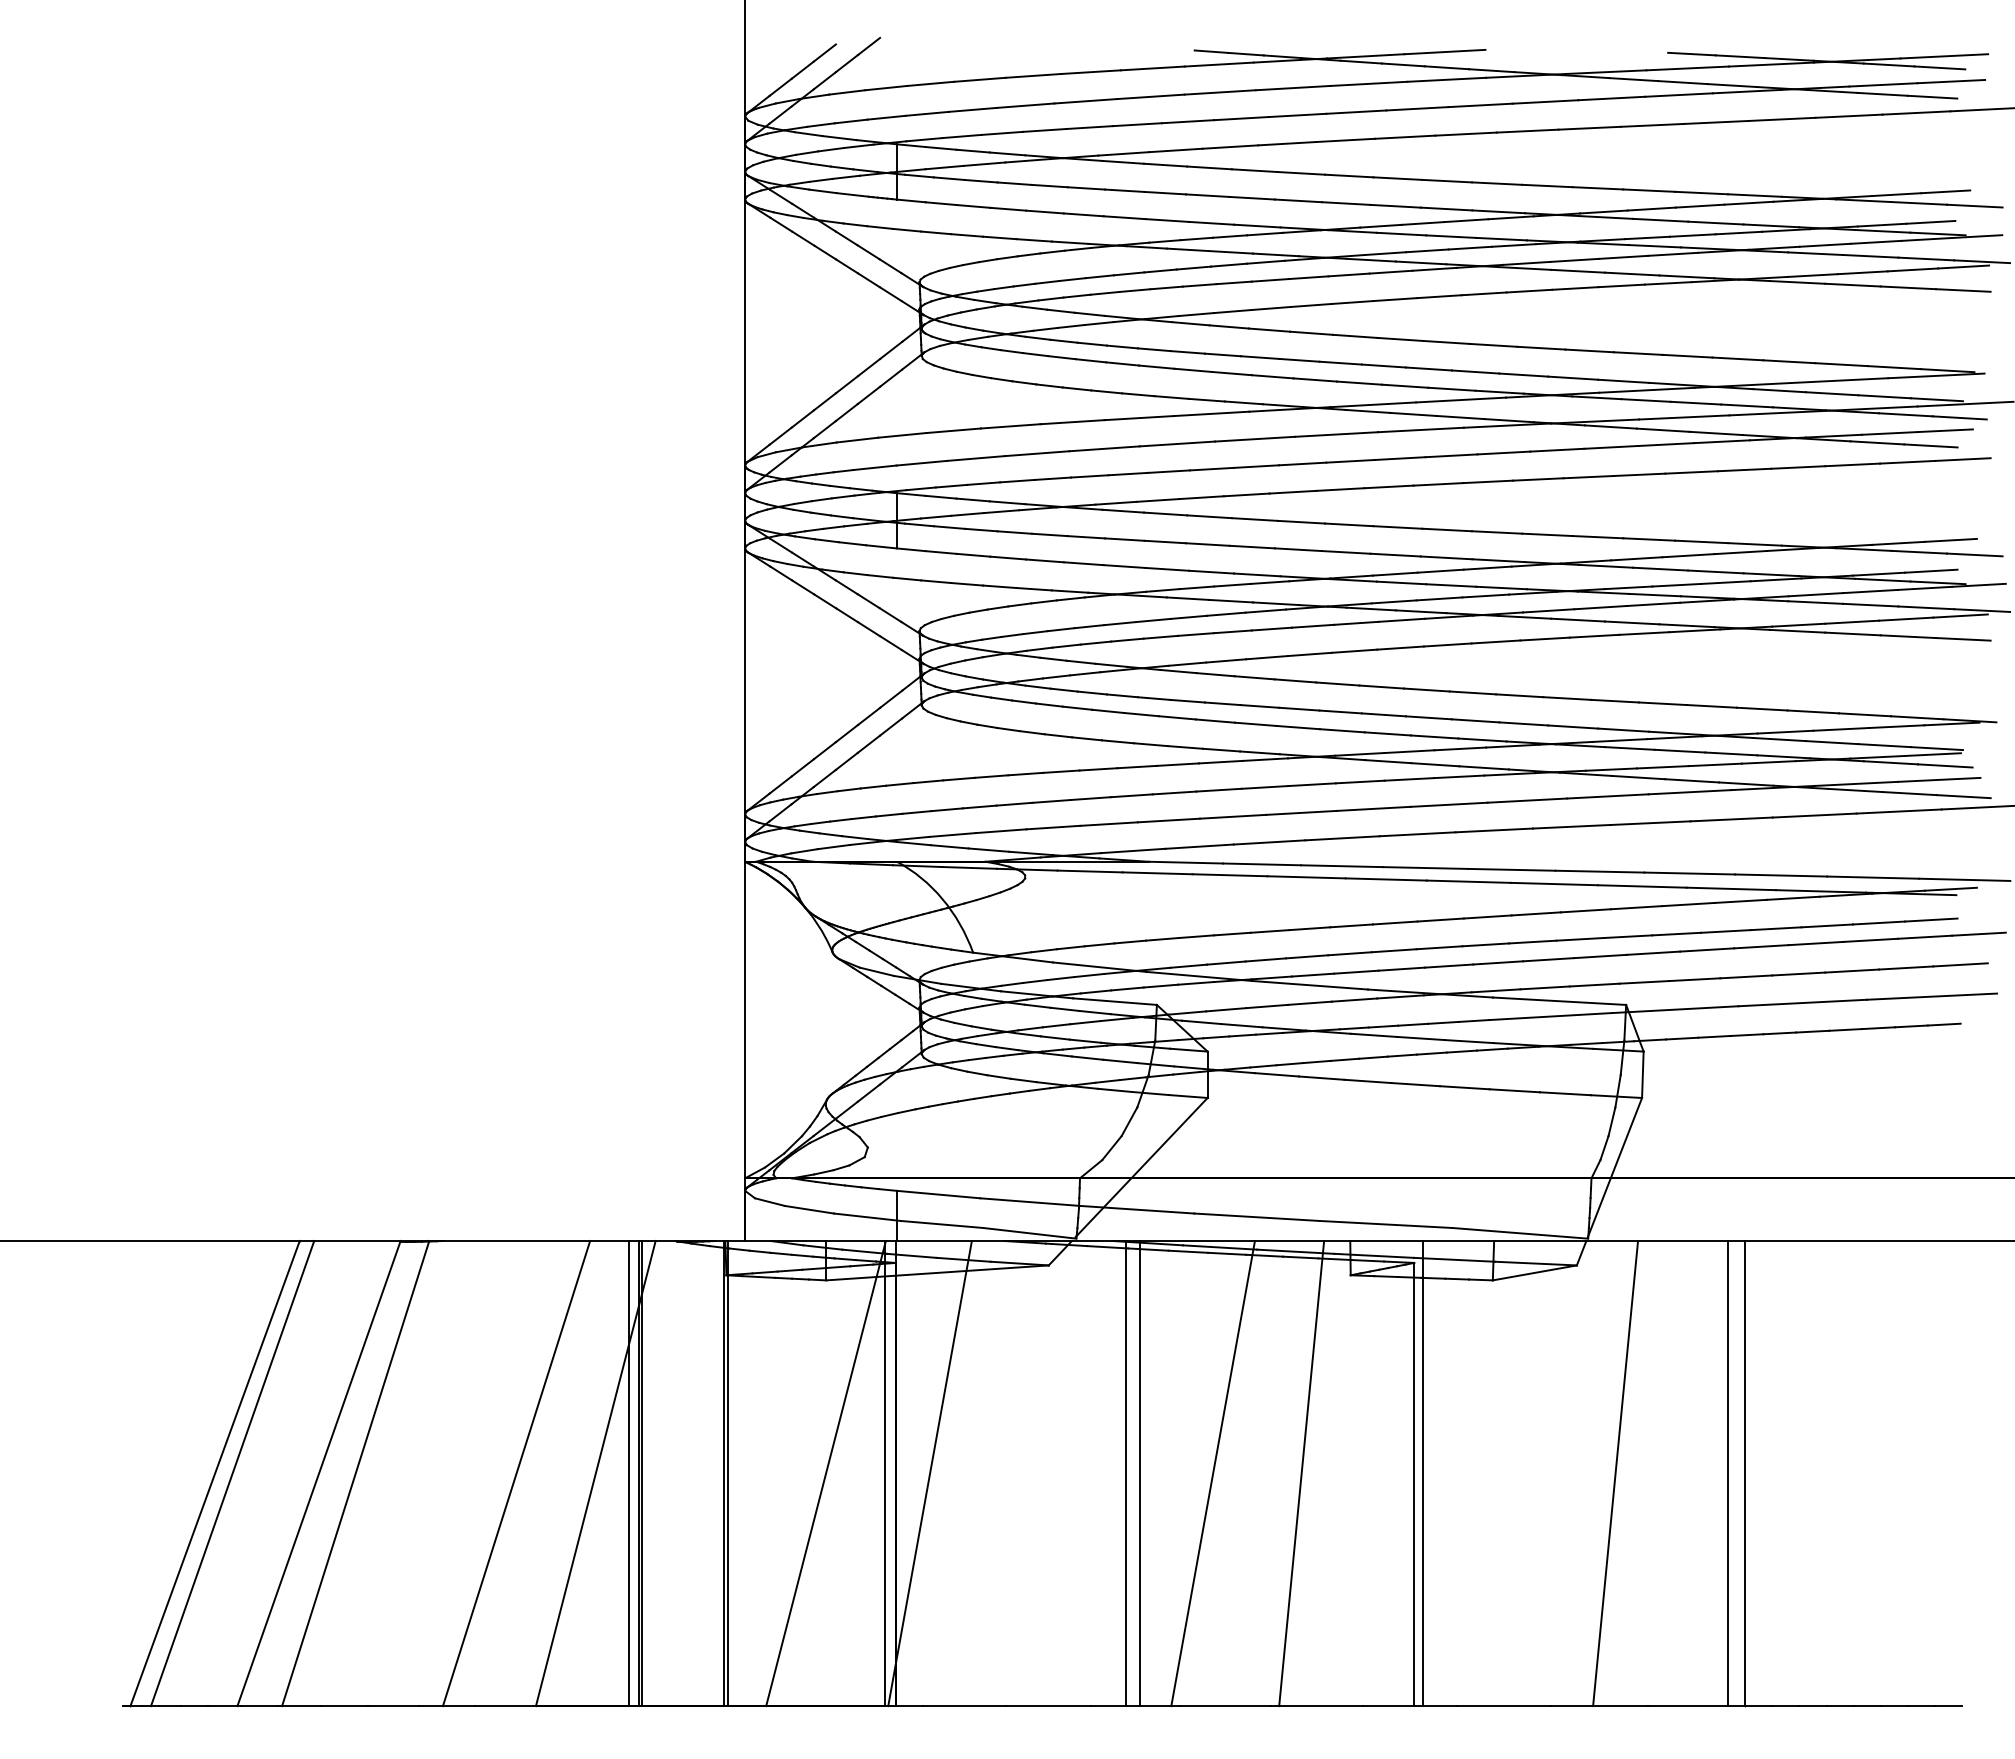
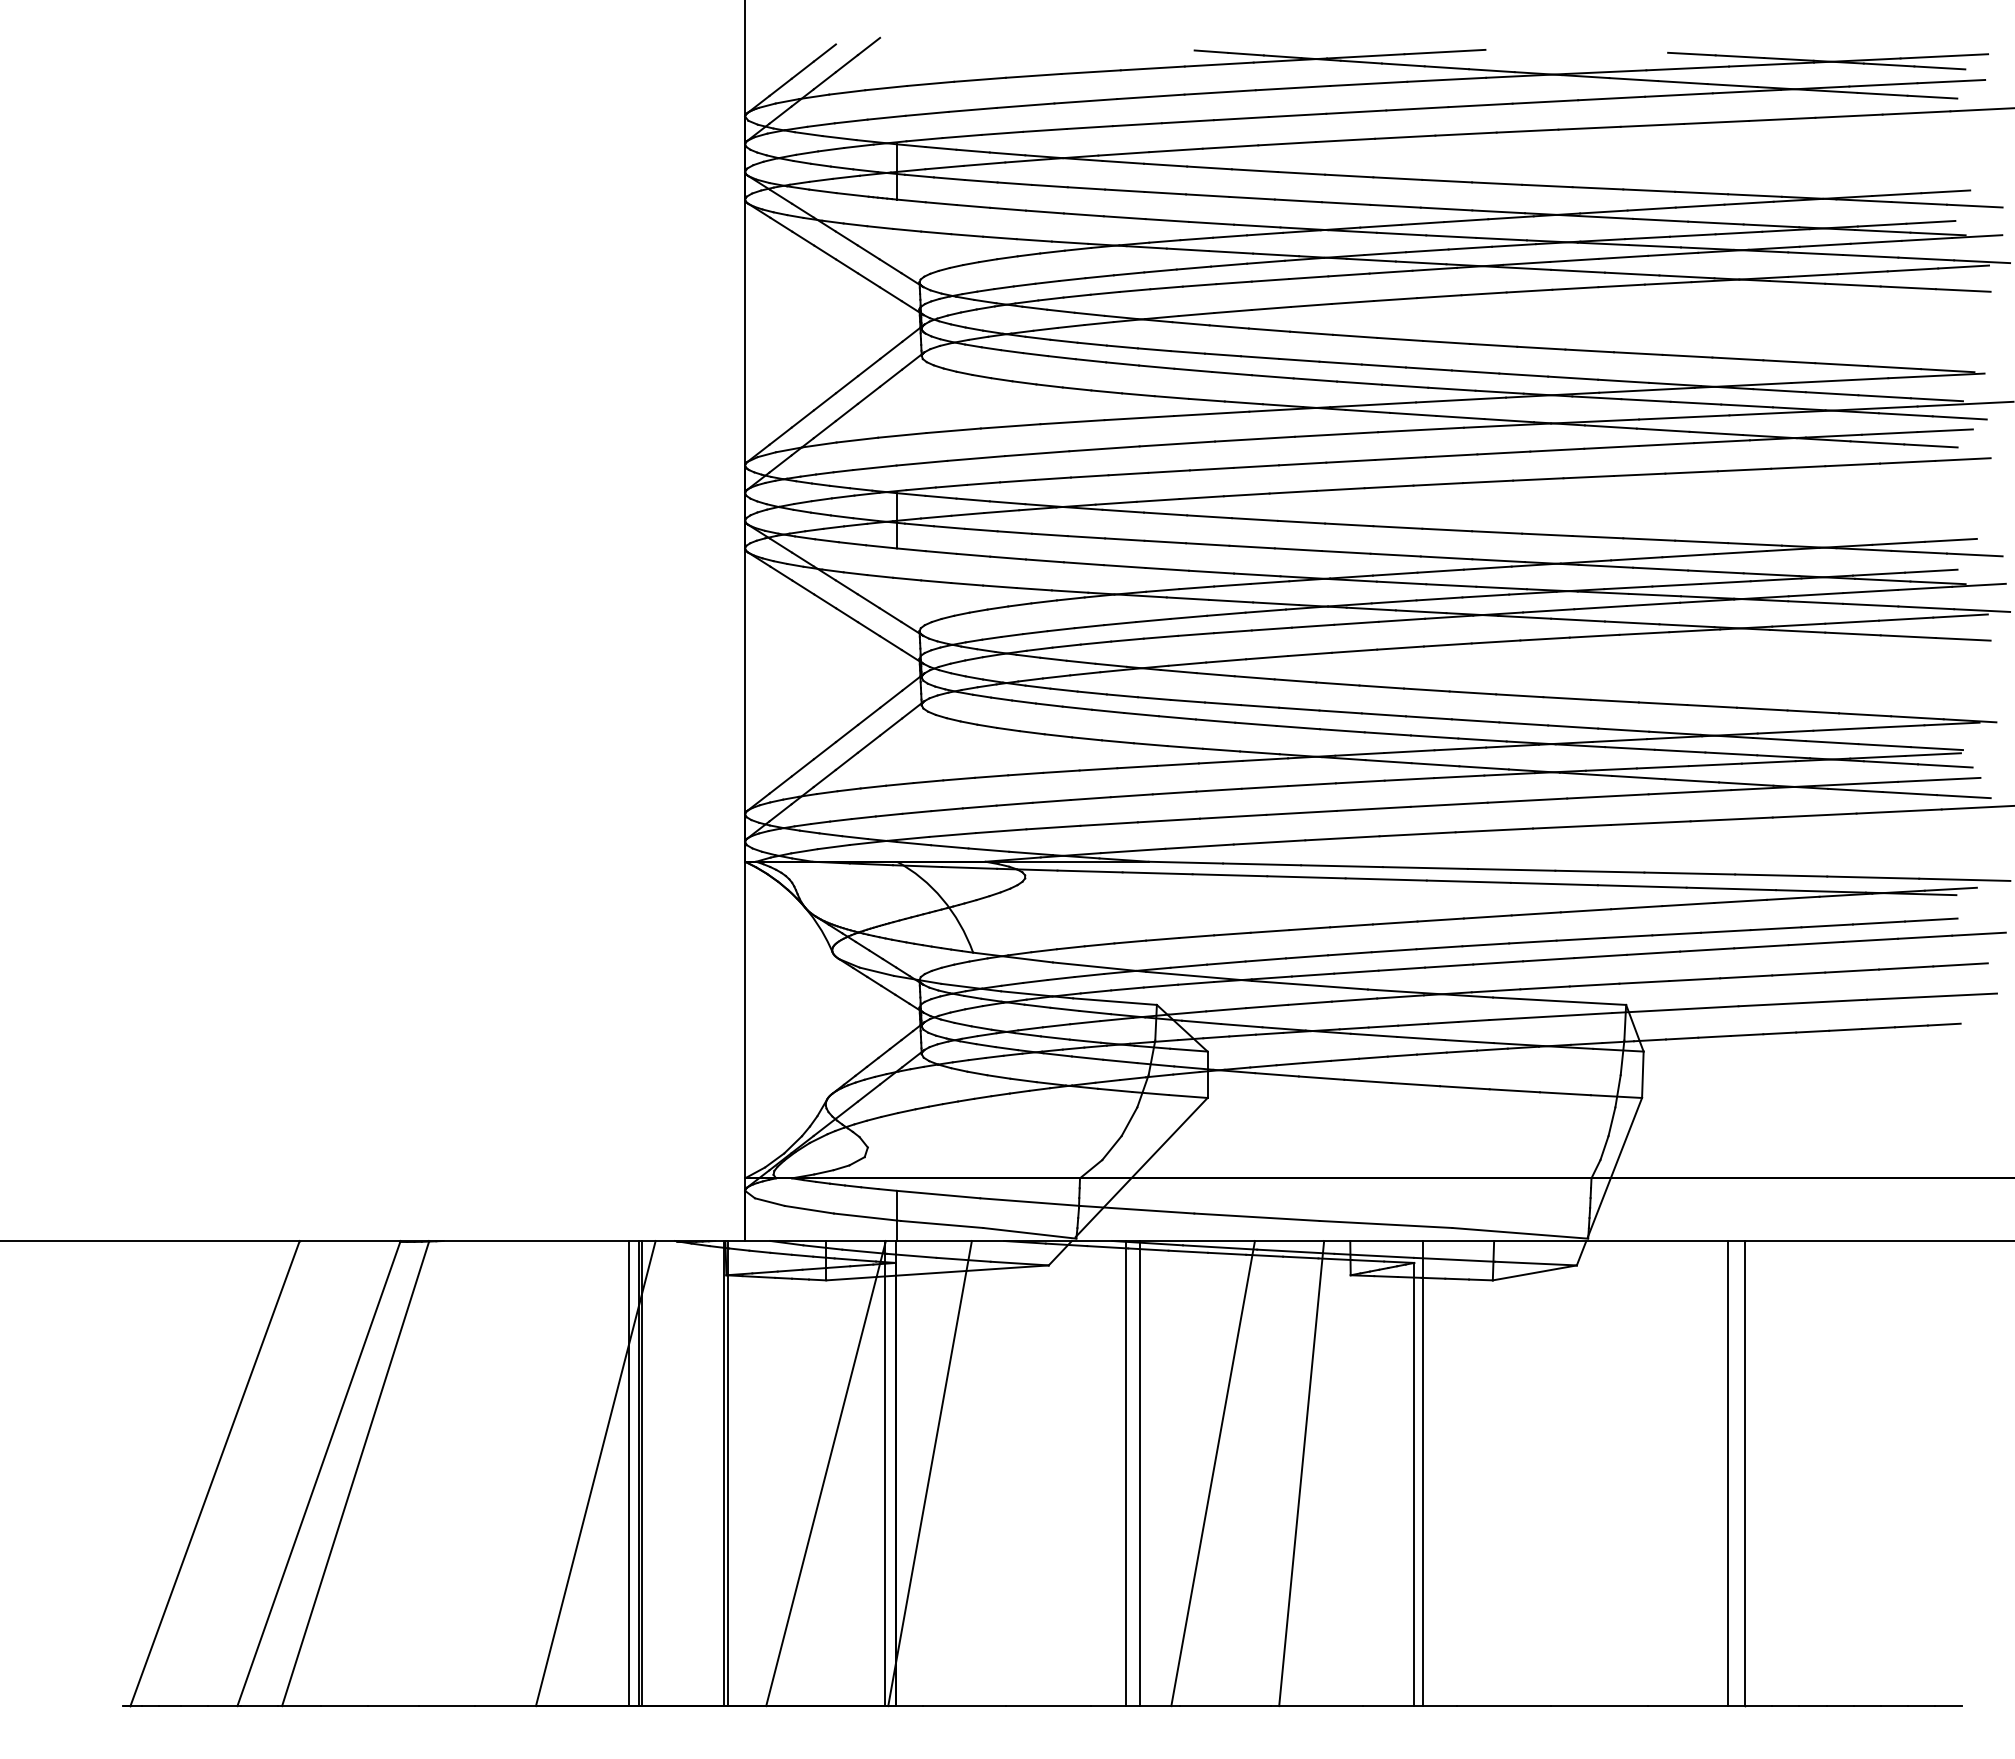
line: present -> none (232, 1473)
line: present -> none (516, 1473)
line: present -> none (1615, 1473)
